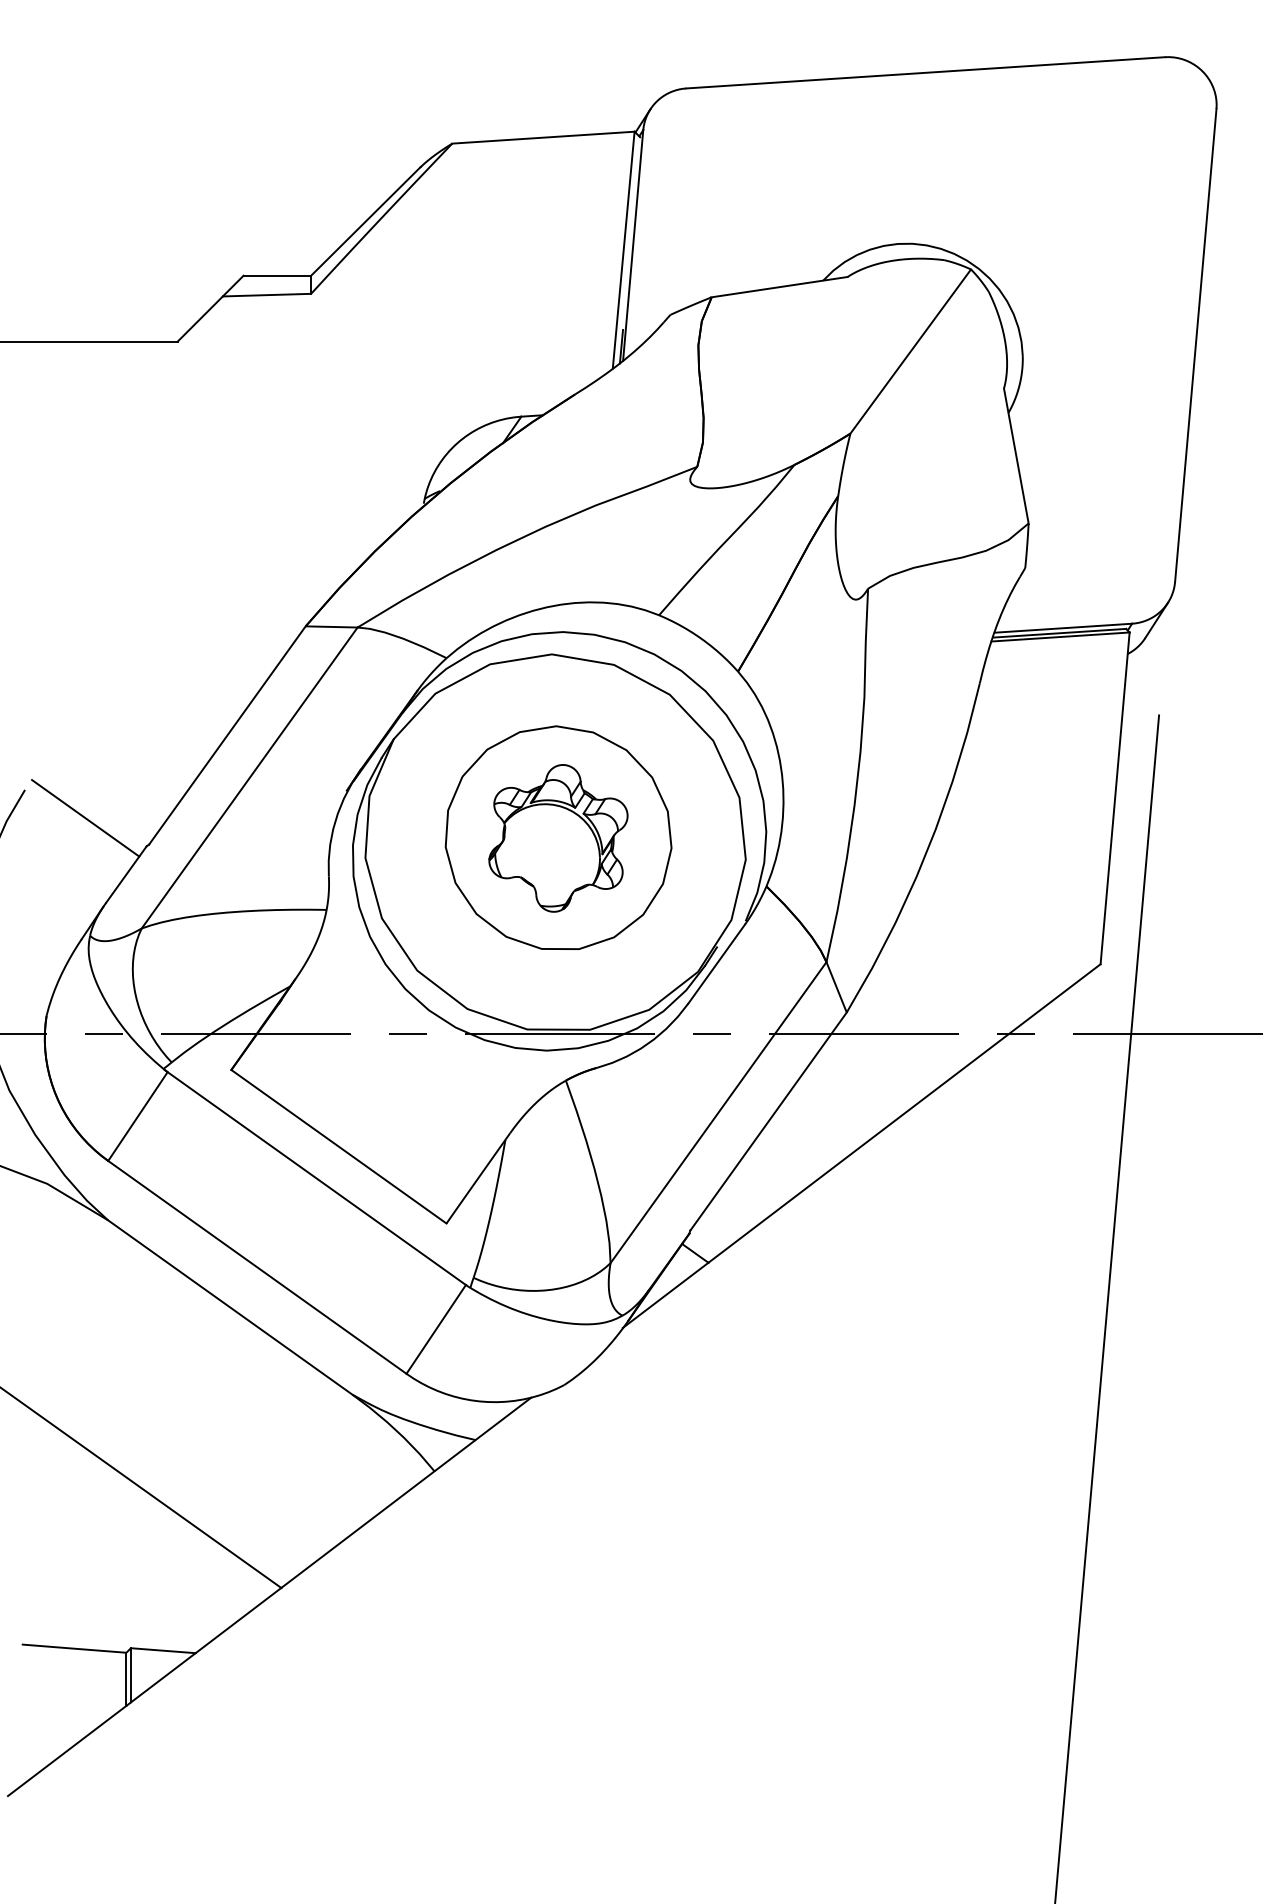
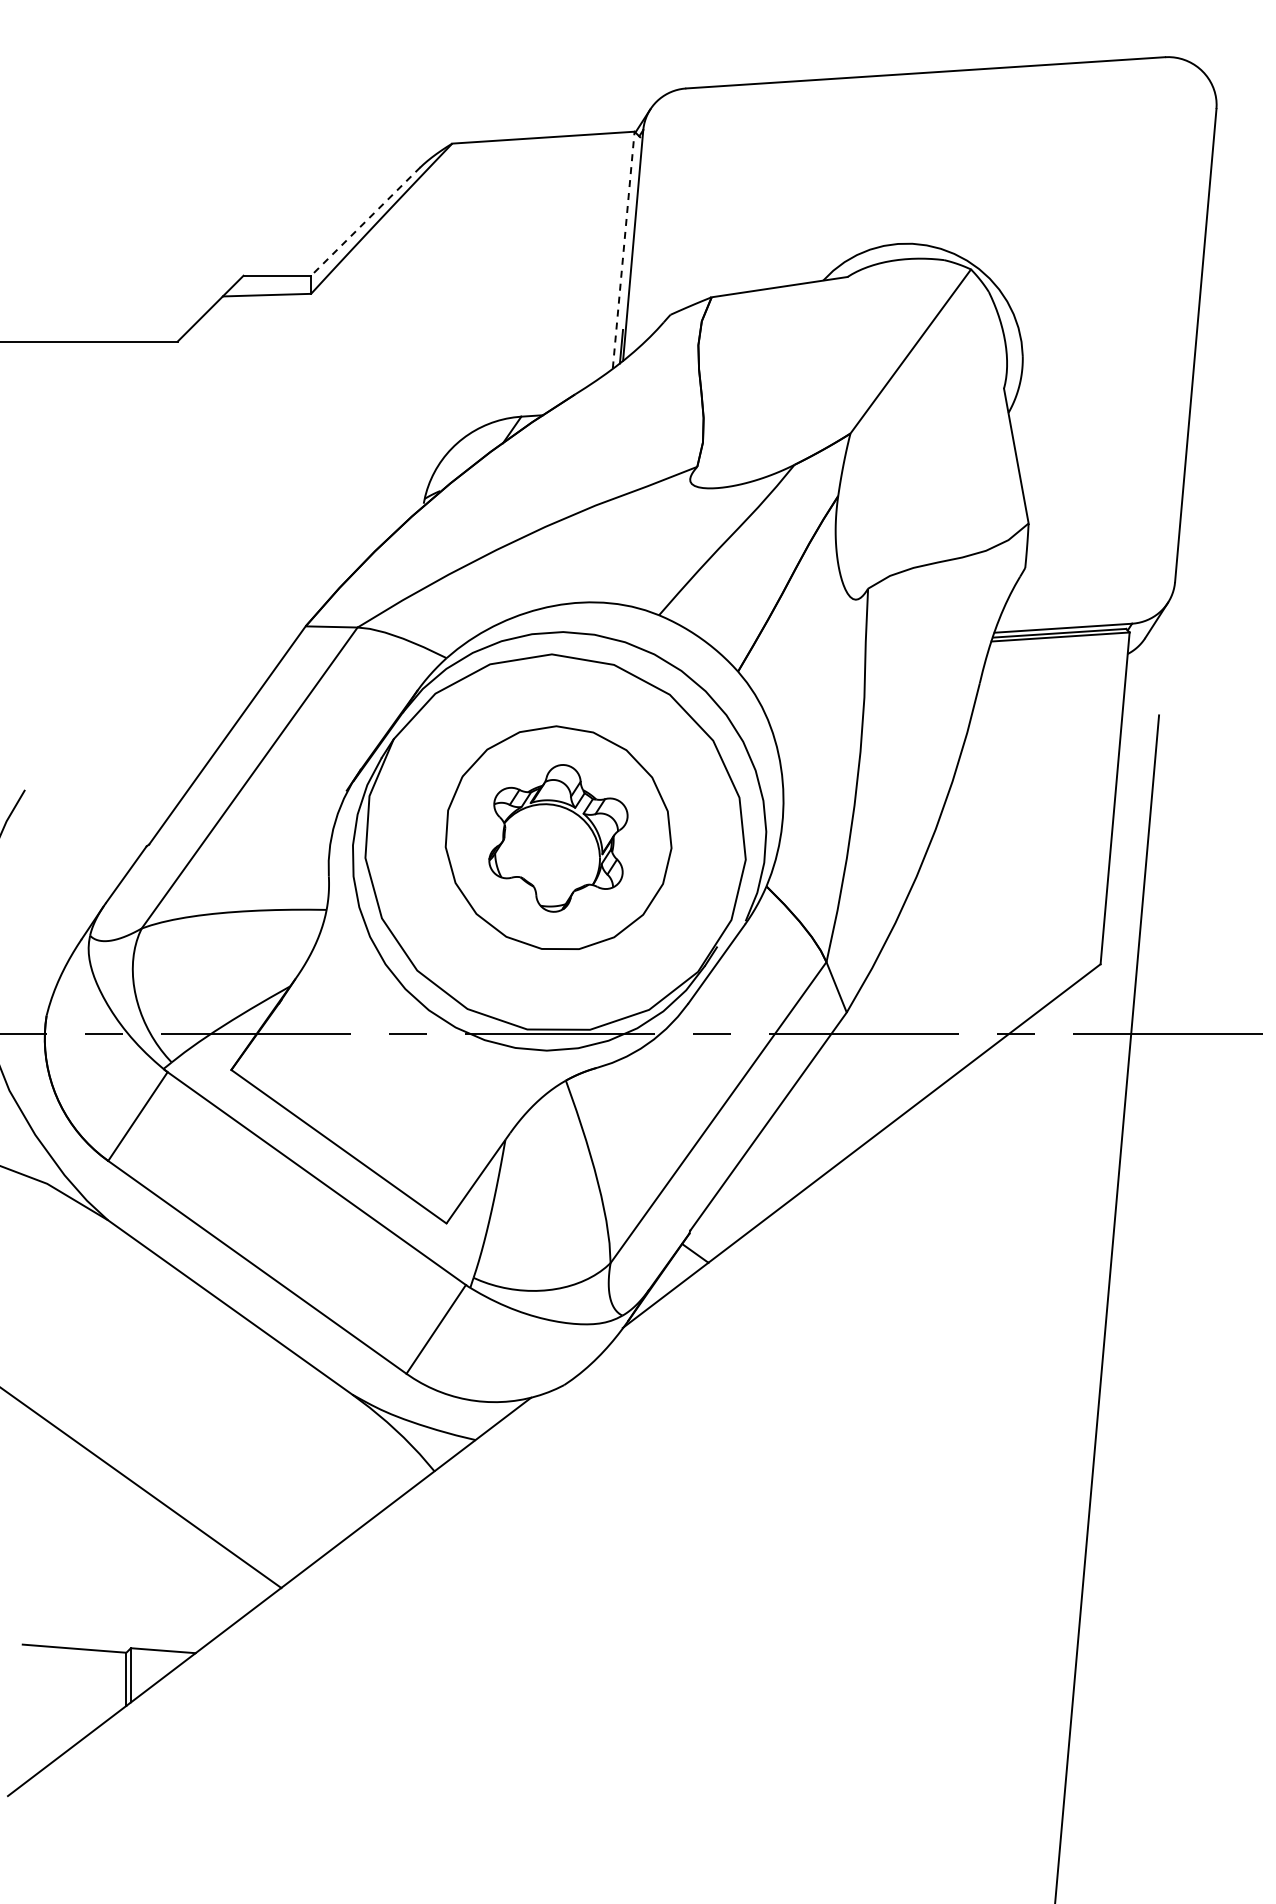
line: solid -> dashed (365, 221)
line: solid -> dashed (623, 250)
line: present -> none (85, 818)
